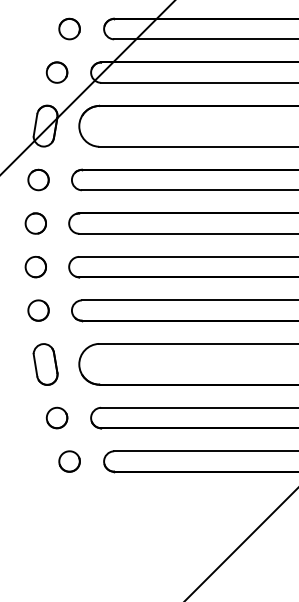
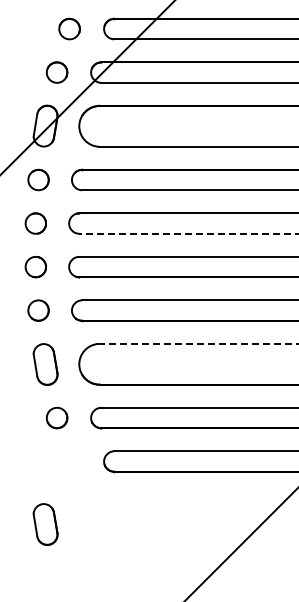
line: solid -> dashed (188, 233)
line: solid -> dashed (198, 343)
part: present -> none (69, 461)
part: none -> present (45, 524)
